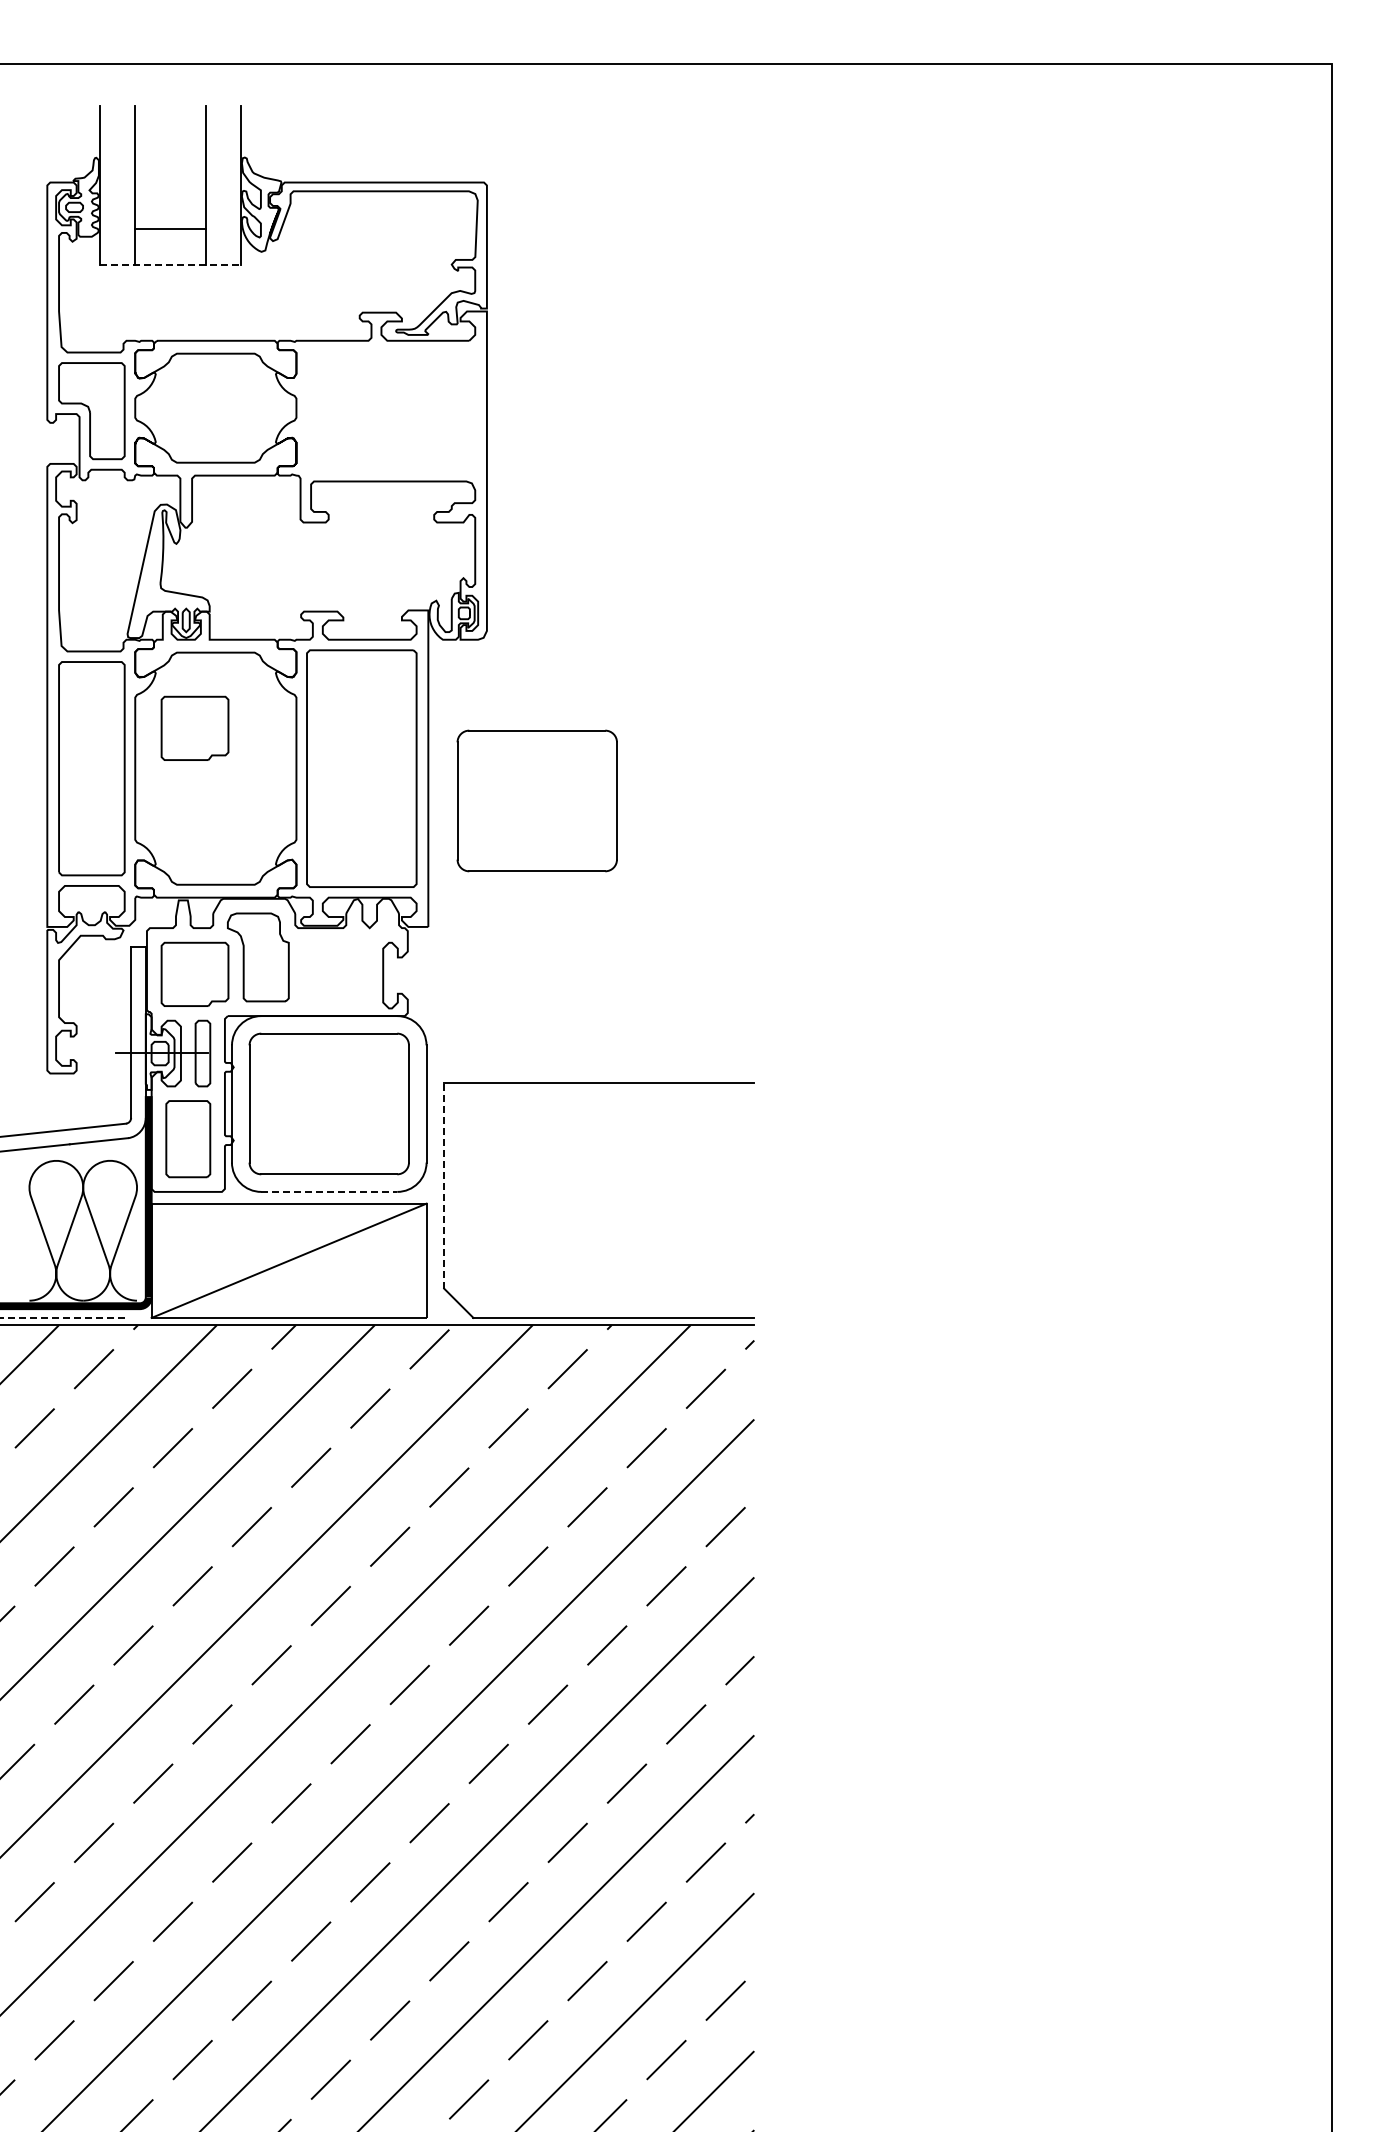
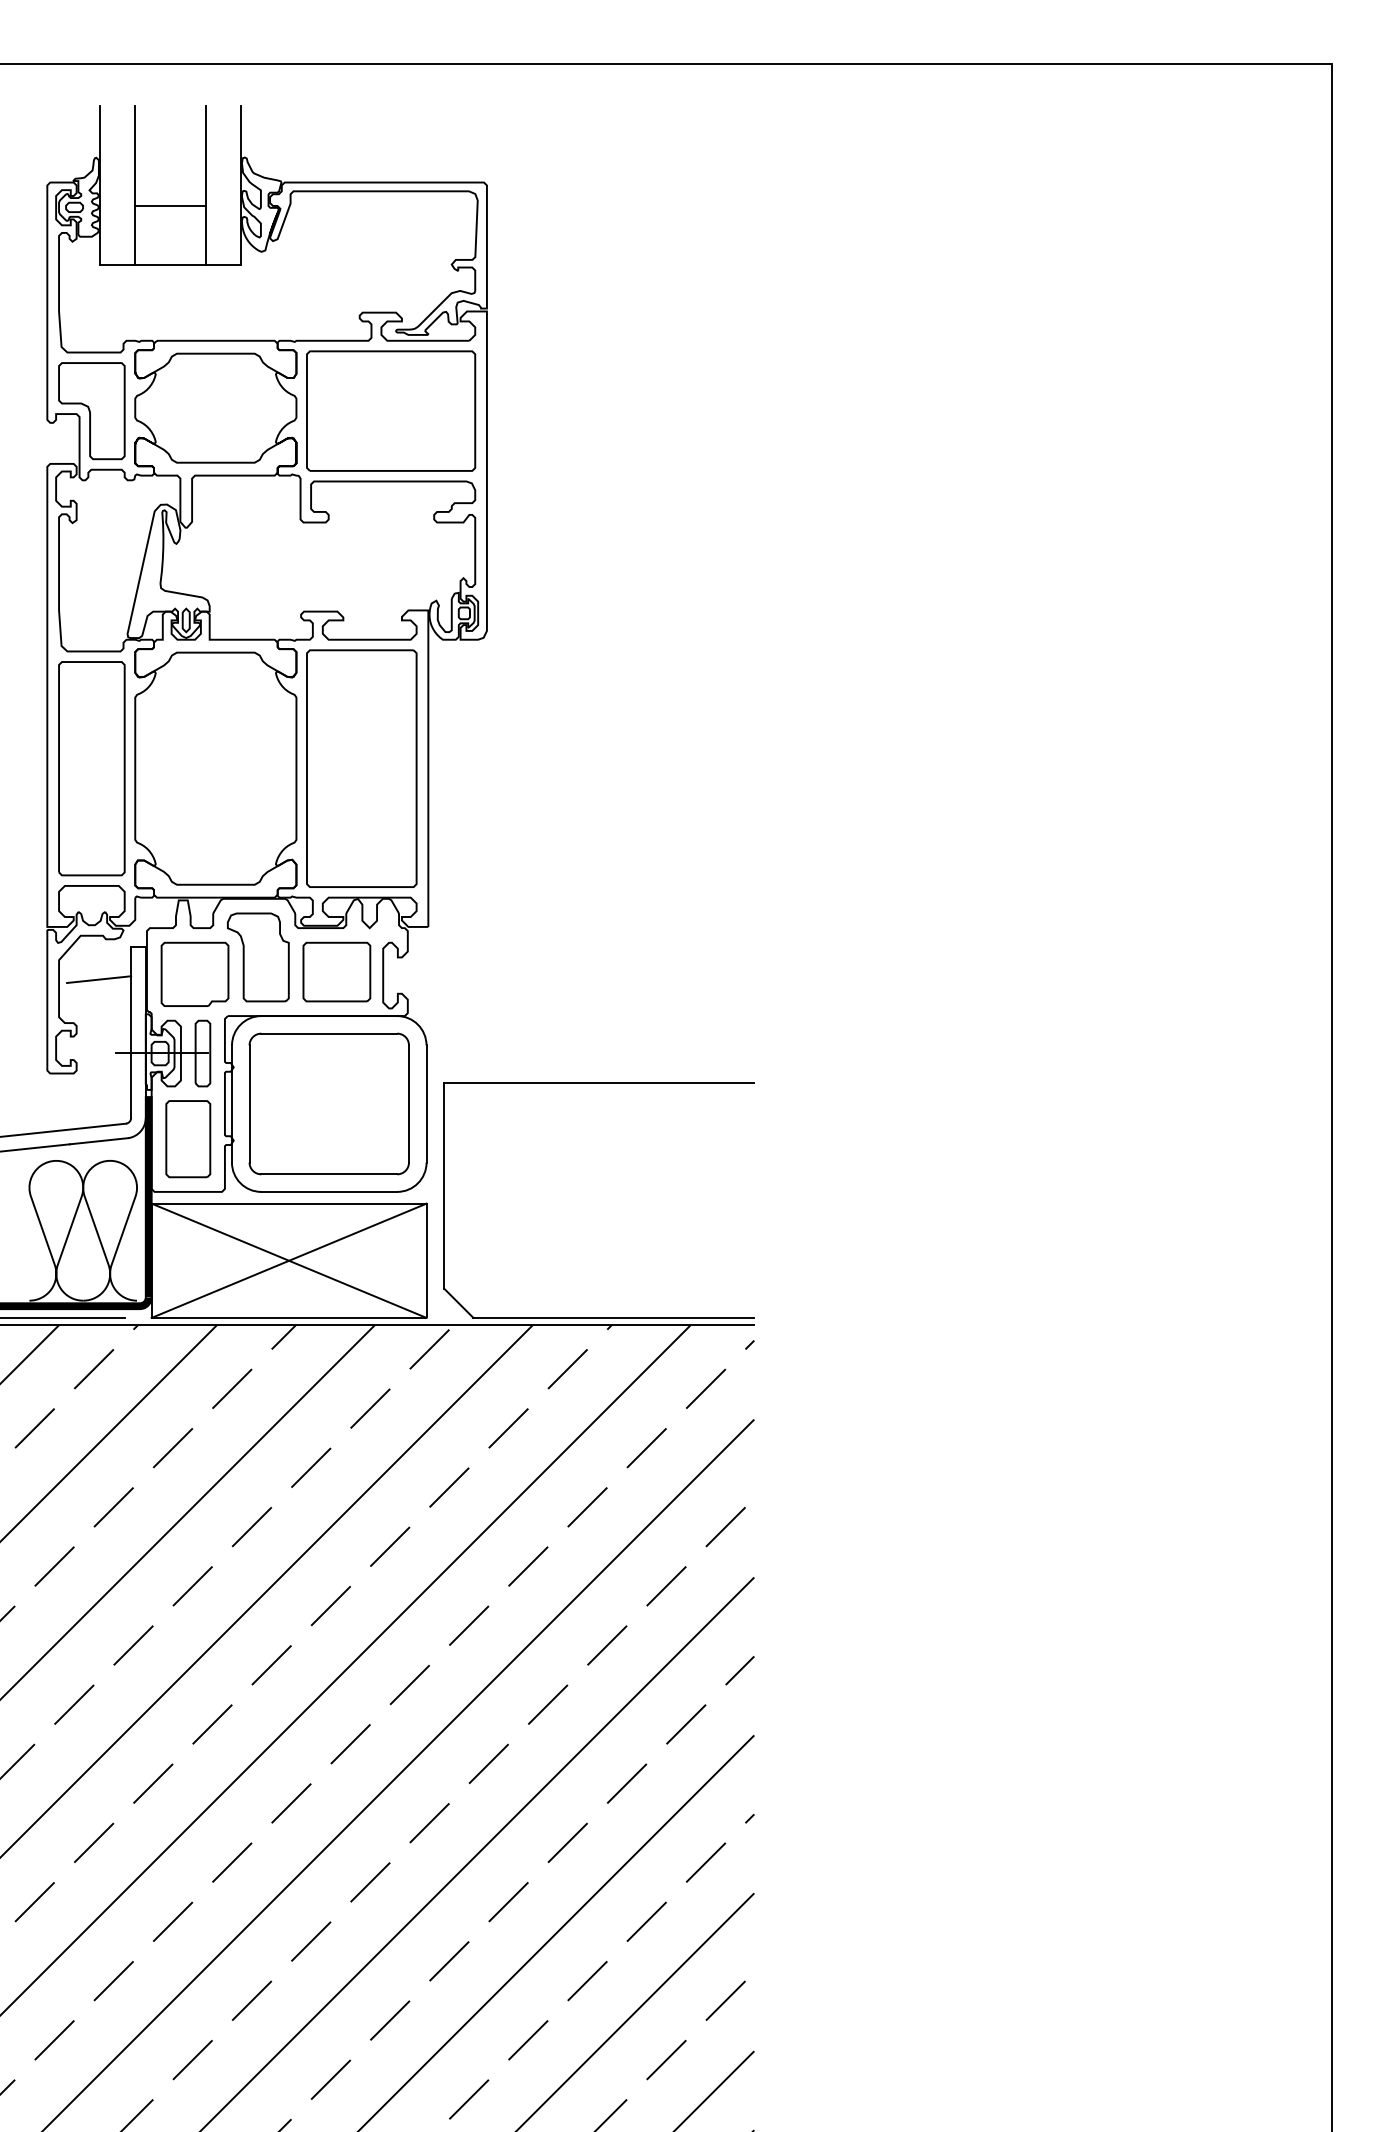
line position: (170, 228) -> (170, 205) (170, 205)
line: dashed -> solid (170, 264)
part: none -> present (391, 410)
part: present -> none (194, 727)
part: present -> none (536, 800)
part: none -> present (336, 971)
line: none -> present (99, 979)
line: dashed -> solid (444, 1186)
line: dashed -> solid (329, 1191)
line: none -> present (288, 1260)
line: dashed -> solid (62, 1317)
